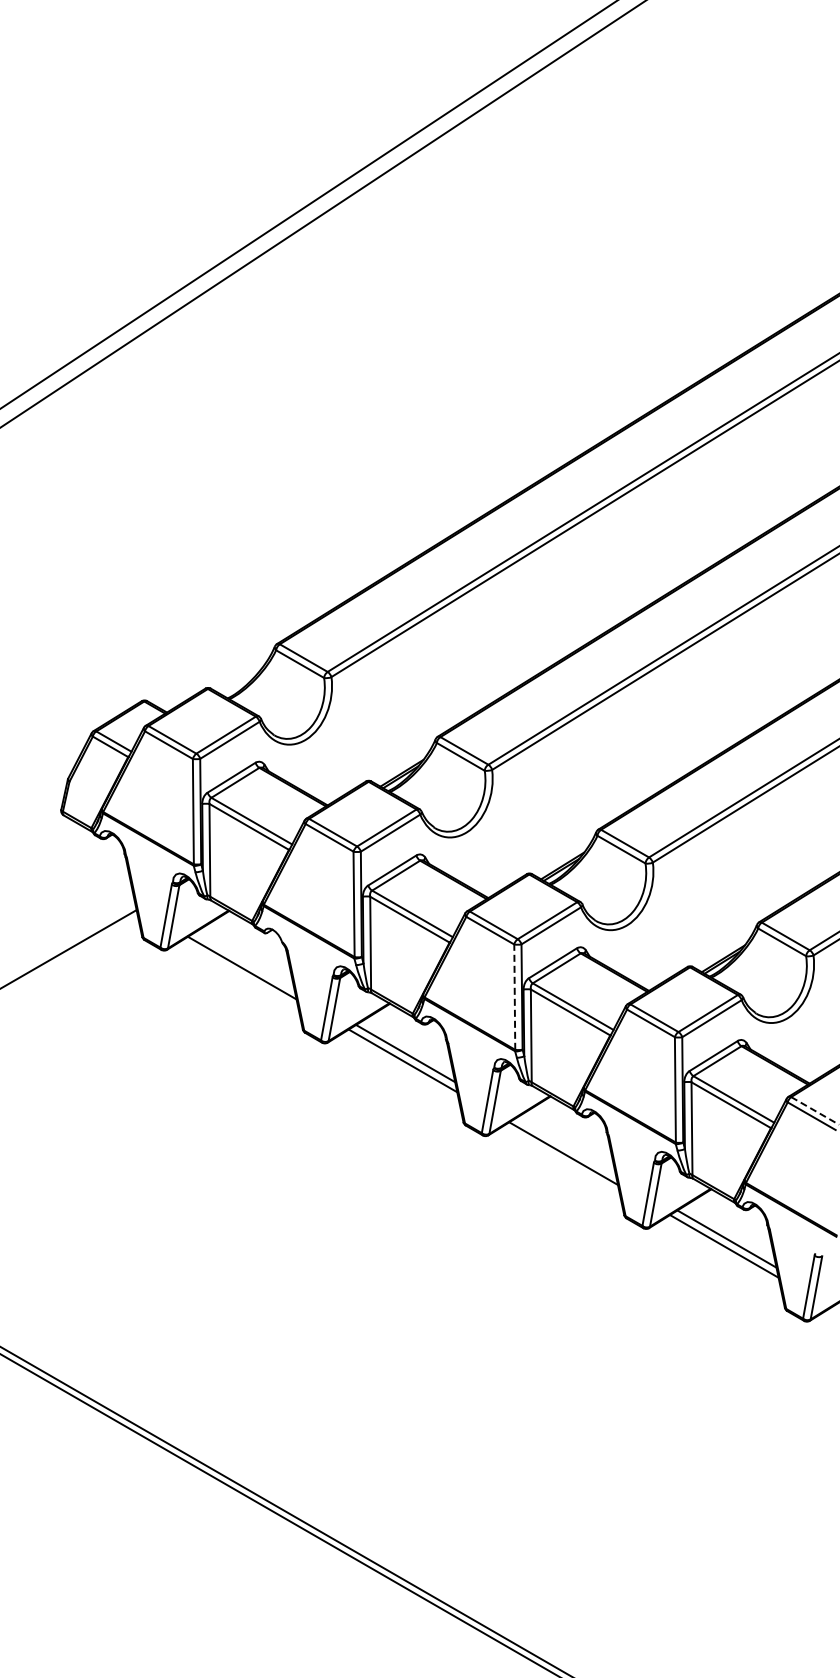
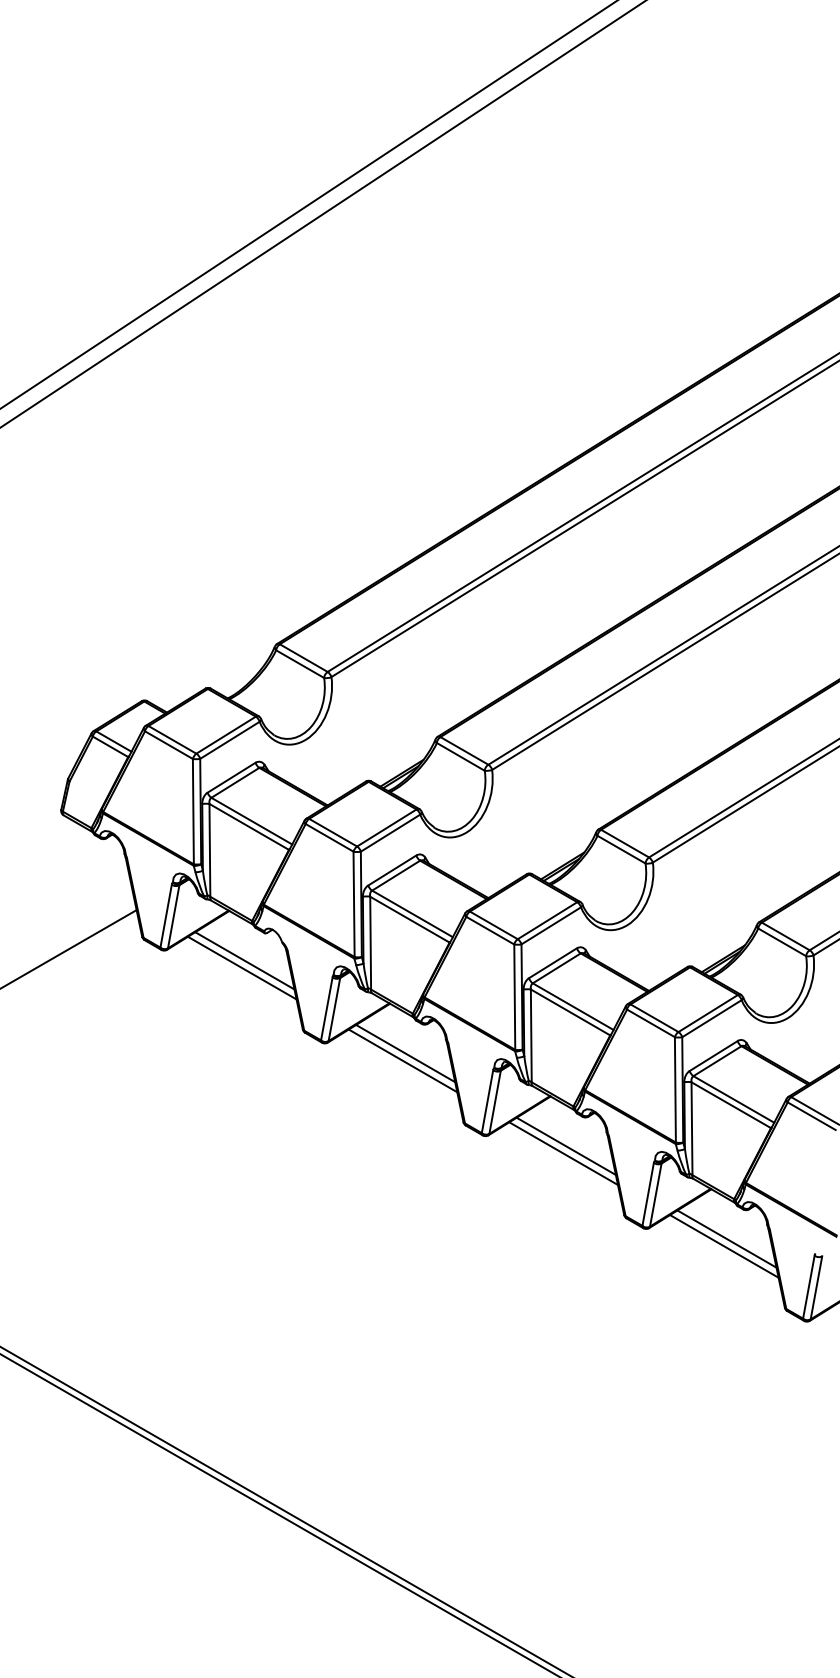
line: none -> present (244, 960)
line: dashed -> solid (514, 997)
line: dashed -> solid (815, 1110)
line: none -> present (565, 1146)
